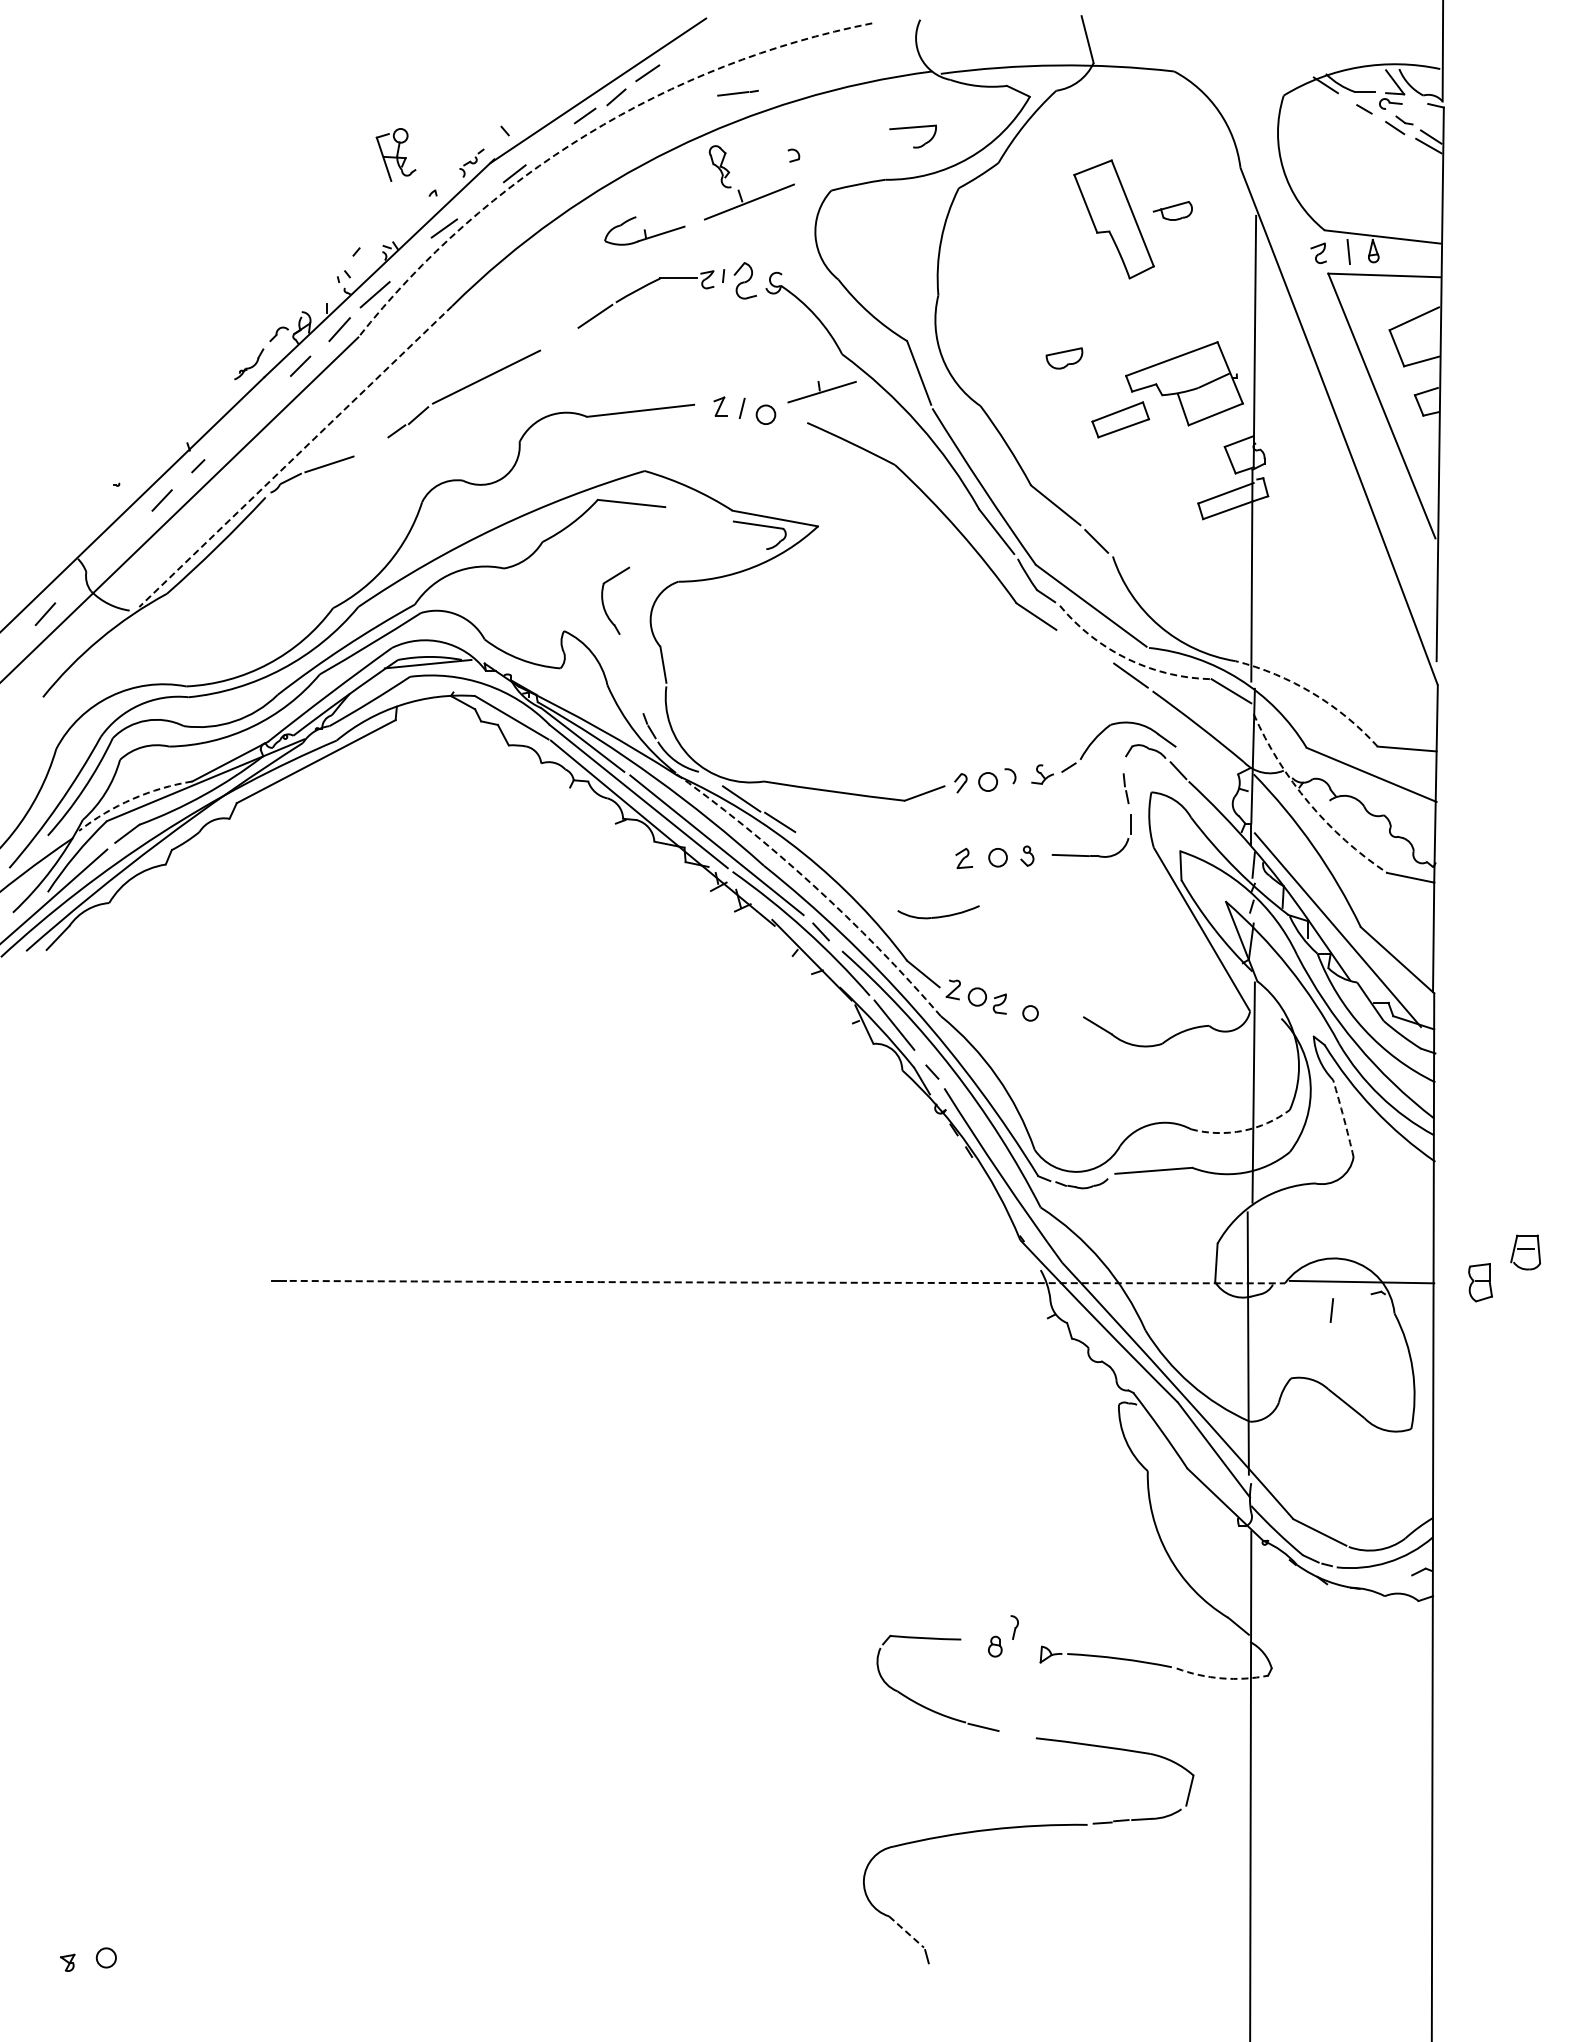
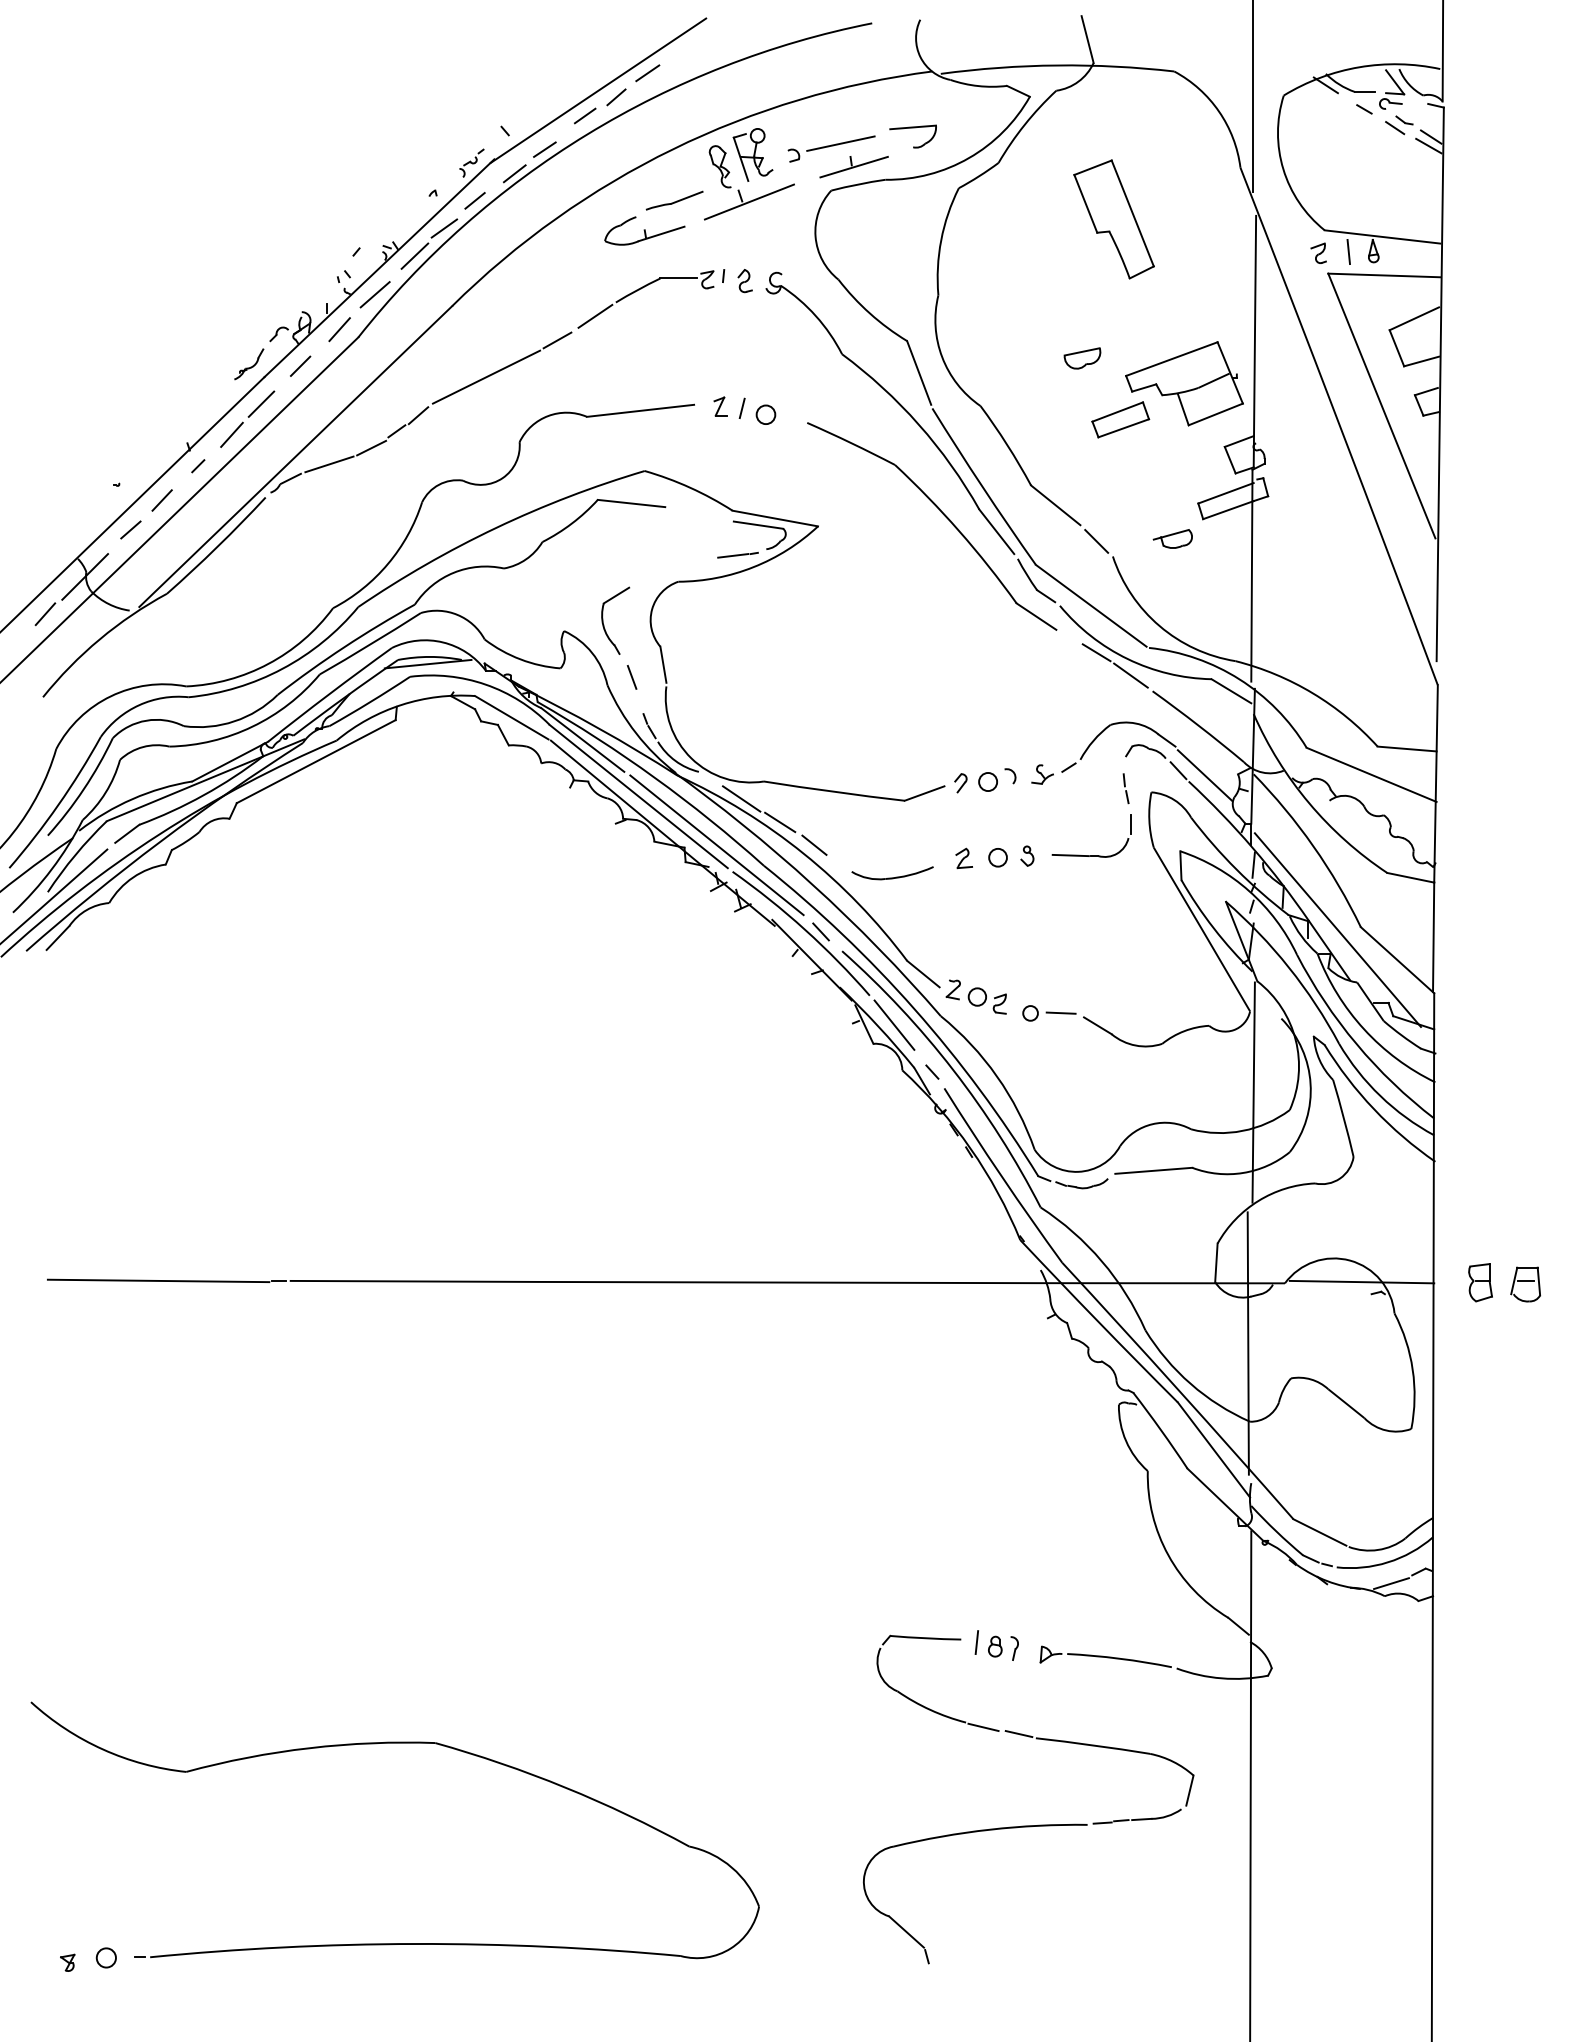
line position: (737, 92) -> (737, 554) (737, 554)
line: none -> present (1252, 96)
arc: dashed -> solid (587, 134)
line: none -> present (840, 143)
line: none -> present (544, 149)
part position: (395, 154) -> (752, 154) (752, 154)
line: none -> present (474, 200)
part: none -> present (674, 200)
part position: (1172, 210) -> (1172, 538) (1172, 538)
line: none -> present (414, 255)
part size: 24x38 px -> 16x25 px (744, 281)
line: none -> present (557, 340)
part position: (1064, 358) -> (1082, 358) (1082, 358)
part position: (821, 392) -> (853, 167) (853, 167)
line: none -> present (248, 417)
line: none -> present (371, 447)
line: dashed -> solid (295, 456)
line: none -> present (130, 529)
line: none -> present (85, 576)
part position: (604, 604) -> (604, 624) (604, 624)
line: none -> present (1096, 652)
arc: dashed -> solid (1127, 659)
line: none -> present (631, 677)
arc: dashed -> solid (1312, 693)
line: none -> present (1204, 775)
arc: dashed -> solid (132, 799)
arc: dashed -> solid (1309, 803)
line: none -> present (814, 844)
arc: dashed -> solid (812, 884)
part position: (938, 912) -> (892, 873) (892, 873)
line: none -> present (1060, 1012)
arc: dashed -> solid (1343, 1118)
arc: dashed -> solid (1242, 1130)
part position: (1525, 1252) -> (1525, 1284) (1525, 1284)
line: none -> present (158, 1280)
arc: dashed -> solid (787, 1282)
line position: (1331, 1310) -> (976, 1642) (976, 1642)
line: none -> present (1391, 1583)
part position: (1014, 1627) -> (1014, 1648) (1014, 1648)
arc: dashed -> solid (1221, 1678)
line: none -> present (1018, 1734)
part: none -> present (394, 1743)
line: dashed -> solid (906, 1932)
